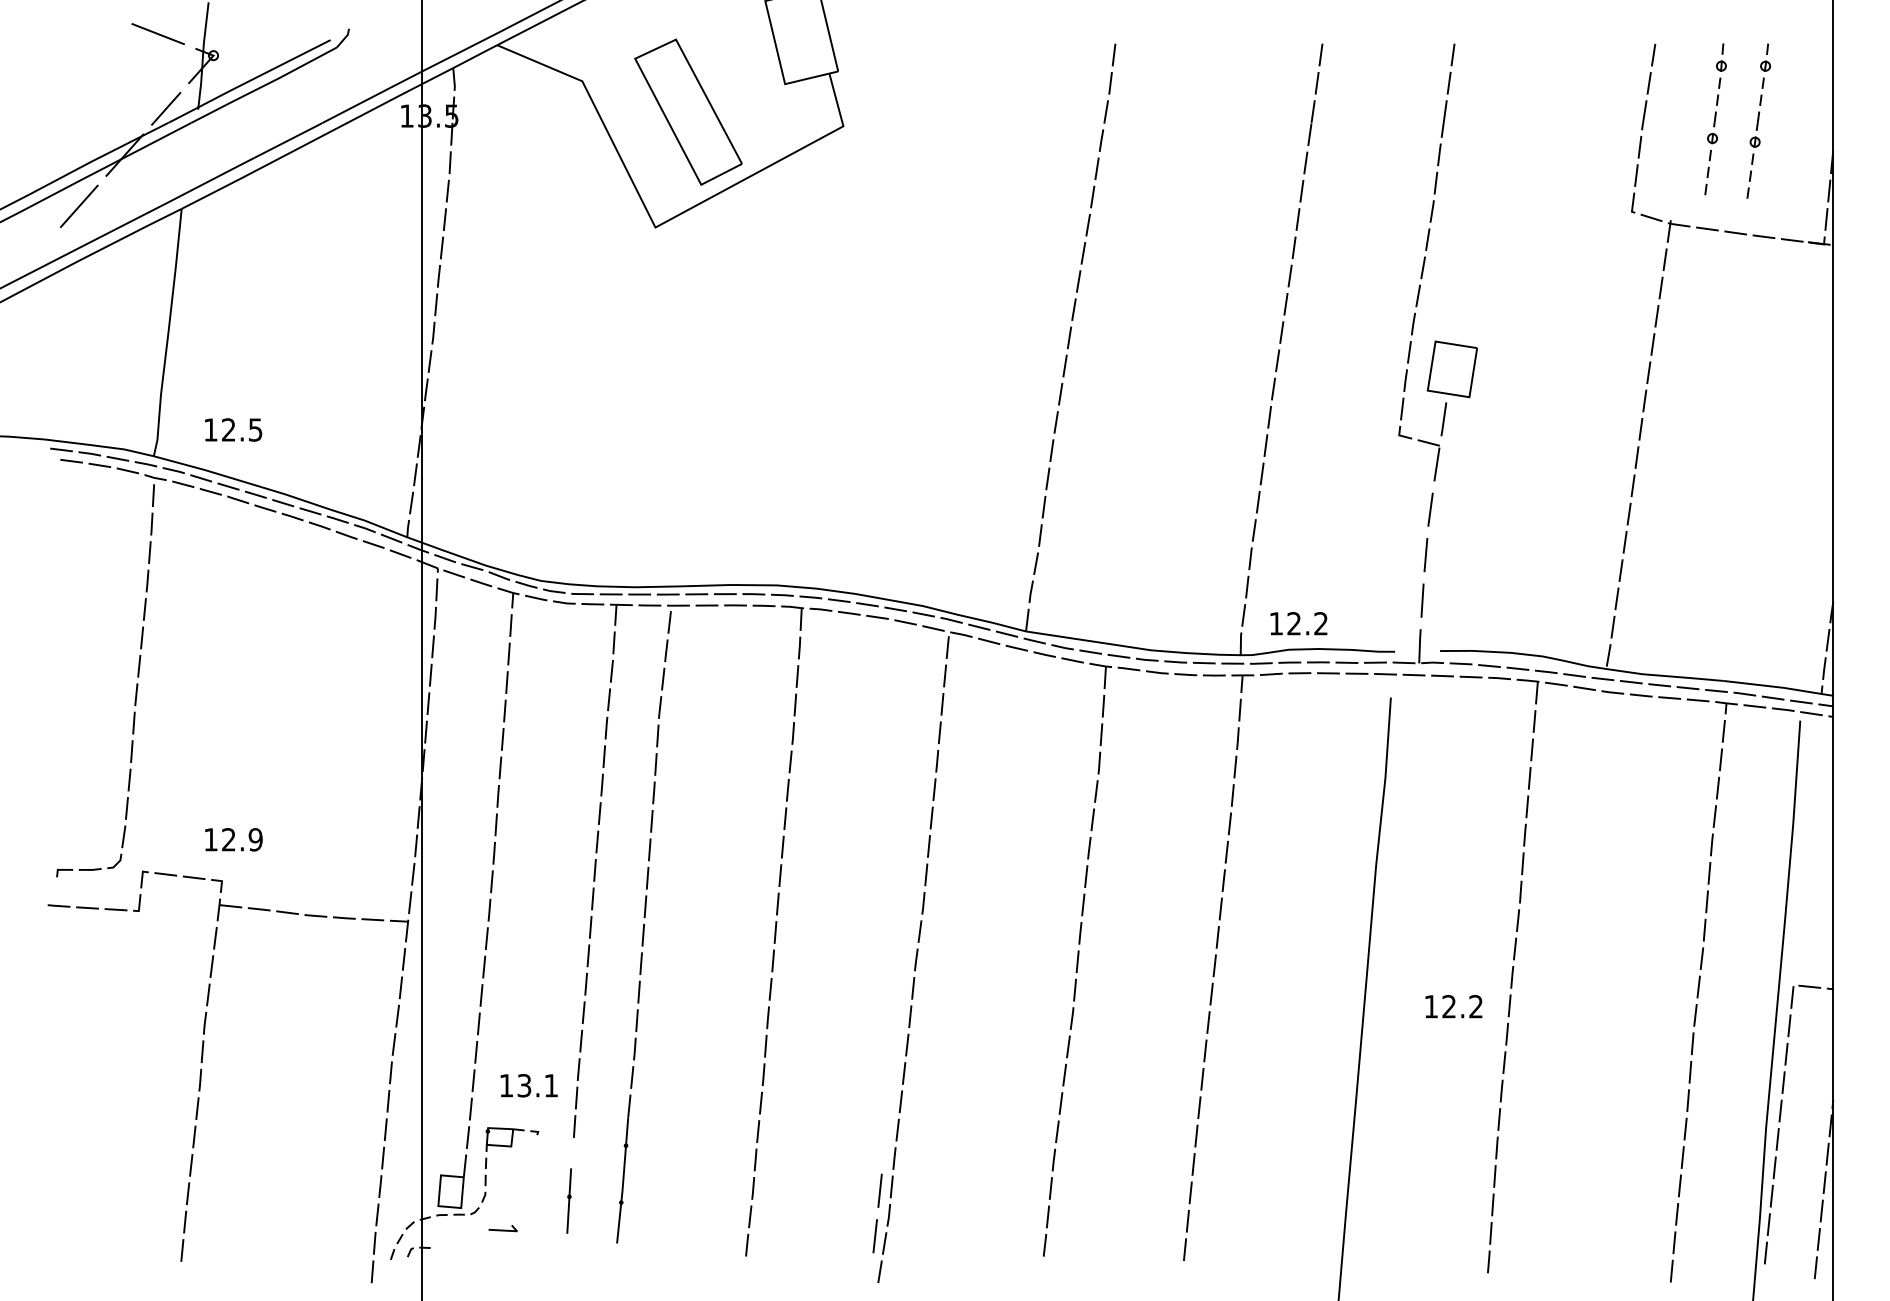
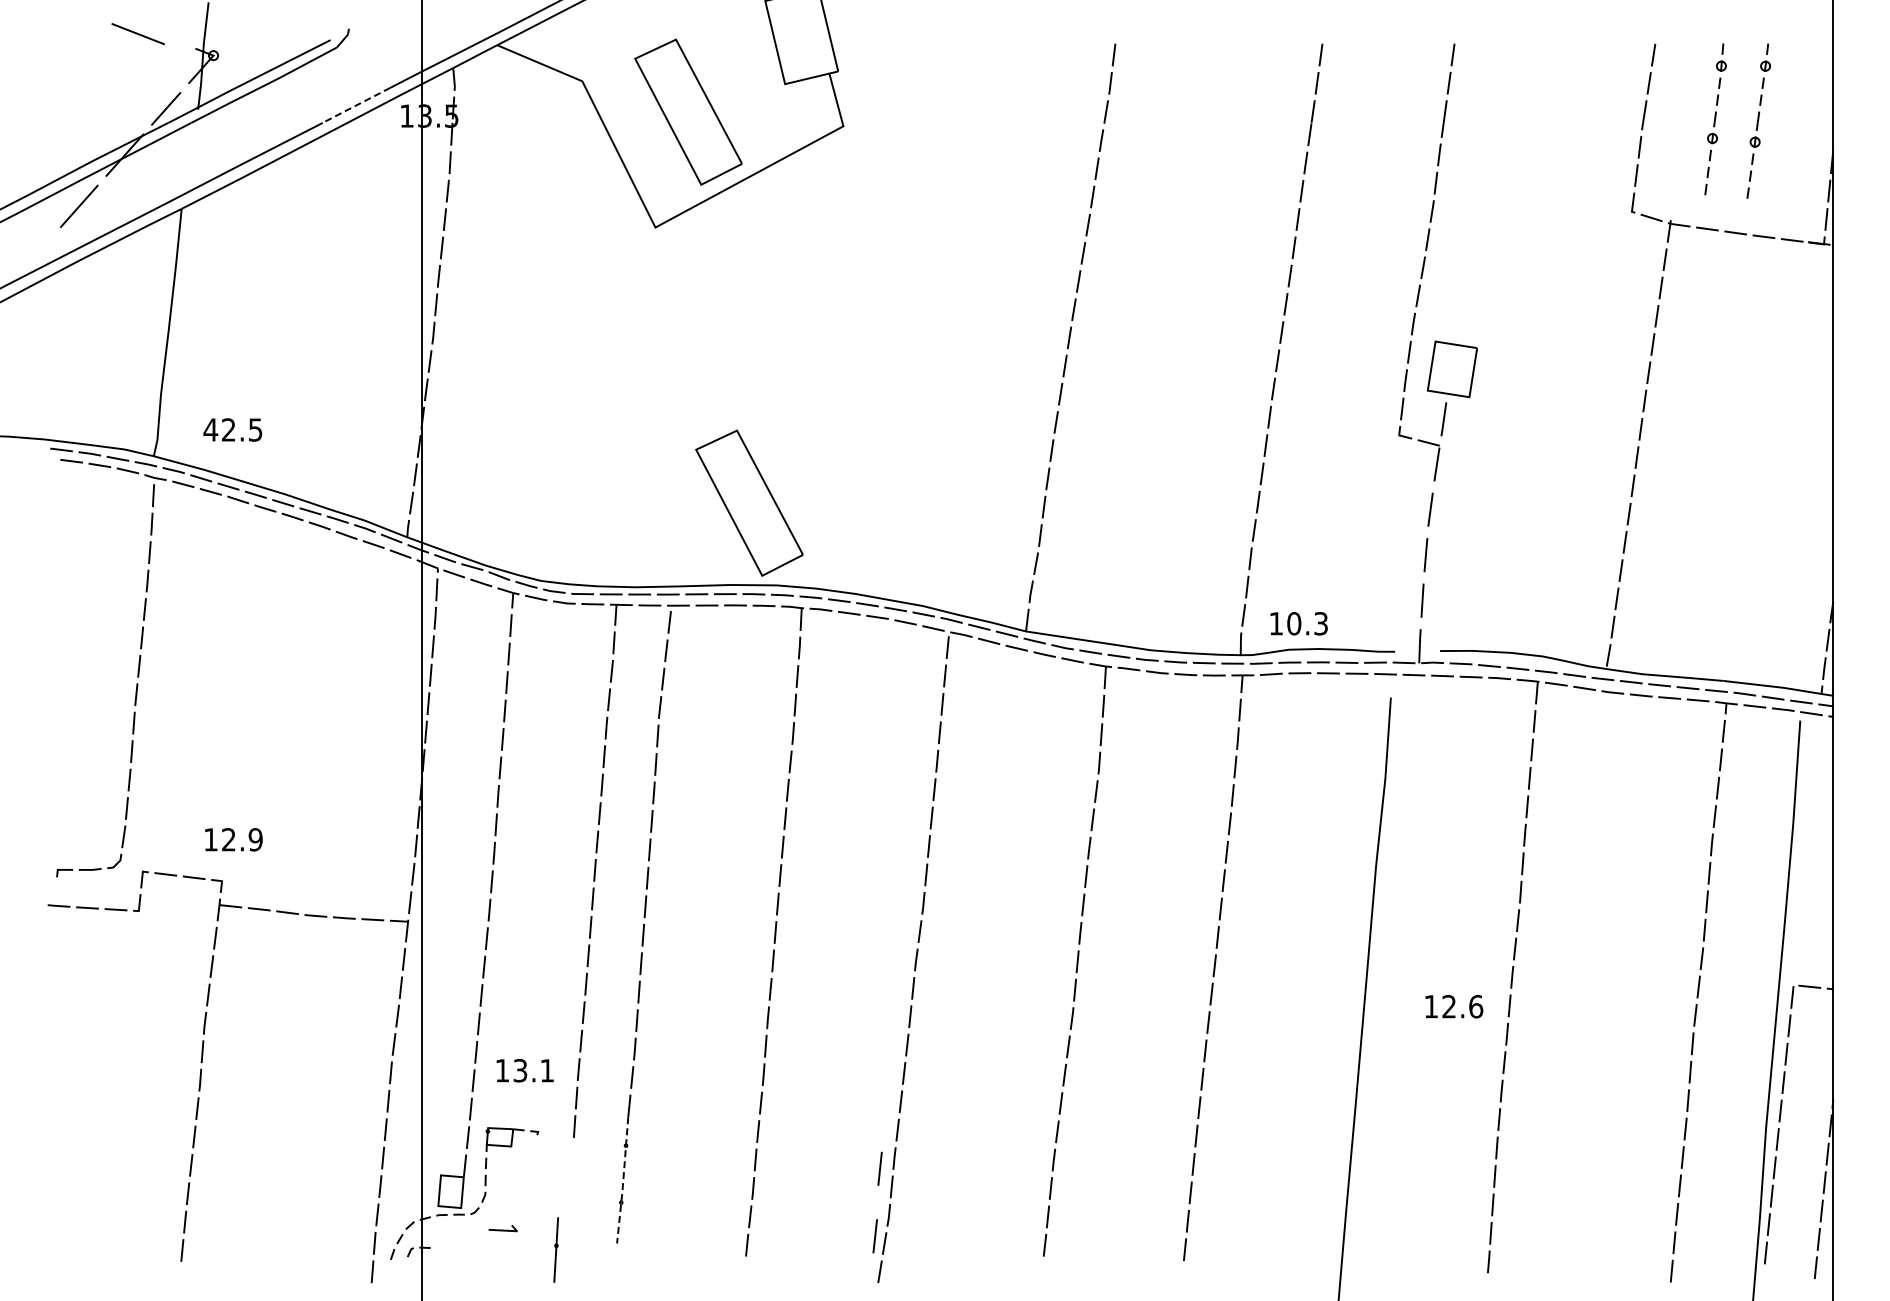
line position: (157, 34) -> (137, 34) (137, 34)
line: solid -> dashed (356, 105)
text: 12.5 -> 42.5 (210, 429)
part: none -> present (749, 502)
text: 12.2 -> 10.3 (1307, 623)
text: 12.2 -> 12.6 (1476, 1006)
text position: (528, 1085) -> (524, 1070) (524, 1070)
line: solid -> dashed (623, 1181)
line position: (879, 1190) -> (879, 1168) (879, 1168)
part position: (568, 1200) -> (555, 1249) (555, 1249)
